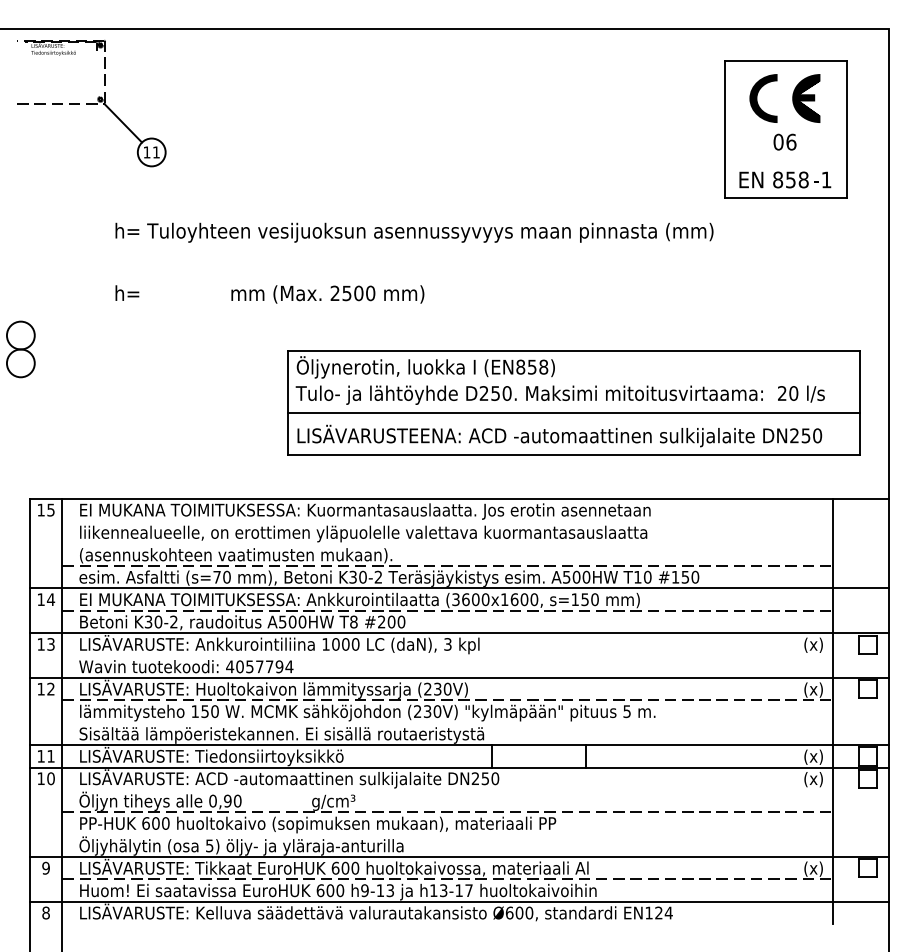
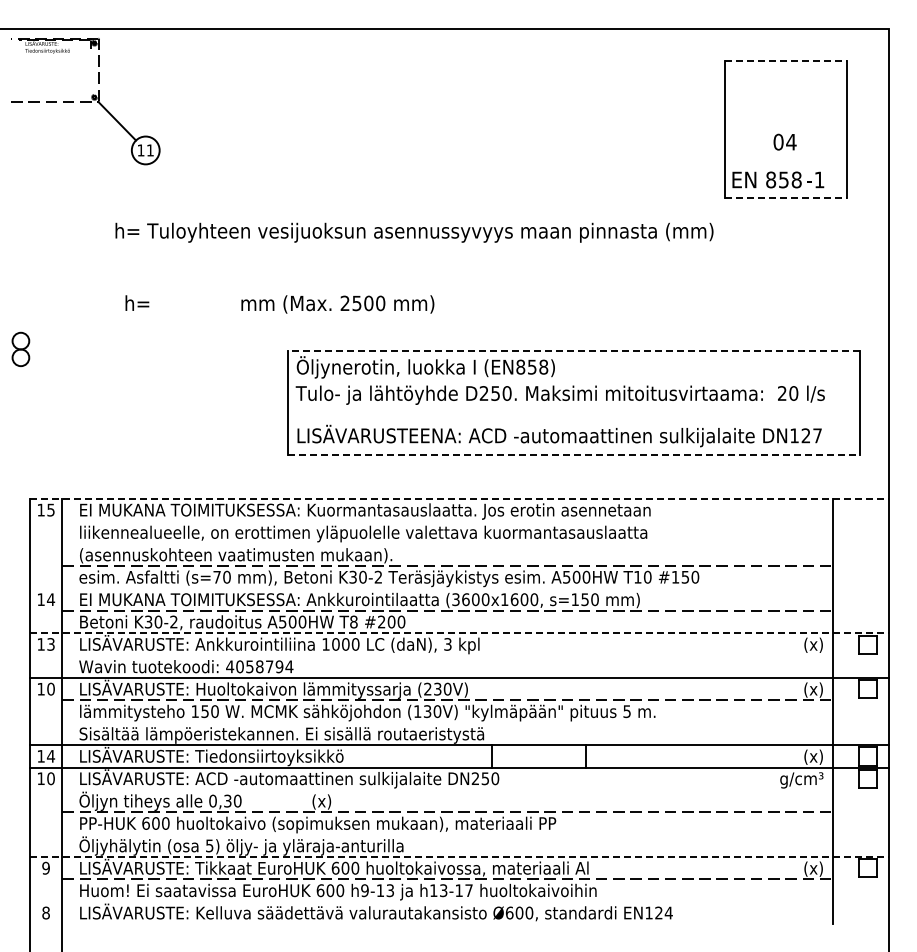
line: solid -> dashed (785, 61)
part: present -> none (792, 98)
part position: (91, 103) -> (85, 101) (85, 101)
text: 06 -> 04 (791, 141)
text position: (785, 179) -> (778, 179) (778, 179)
line: solid -> dashed (785, 198)
text position: (269, 294) -> (279, 304) (279, 304)
part size: 30x59 px -> 20x36 px (20, 348)
line: solid -> dashed (573, 350)
line: present -> none (573, 412)
text: DN250 -> DN127 (806, 435)
line: solid -> dashed (573, 455)
line: solid -> dashed (459, 498)
line: present -> none (459, 588)
line: solid -> dashed (459, 633)
text: 4057794 -> 4058794 (259, 666)
text: 12 -> 10 (50, 688)
text: (230V) -> (130V) (417, 711)
text: 11 -> 14 (50, 756)
text: (x) -> g/cm³ (801, 780)
text: 0,90 -> 0,30 (227, 800)
text: g/cm³ -> (x) (333, 802)
line: solid -> dashed (459, 857)
line: present -> none (459, 901)
